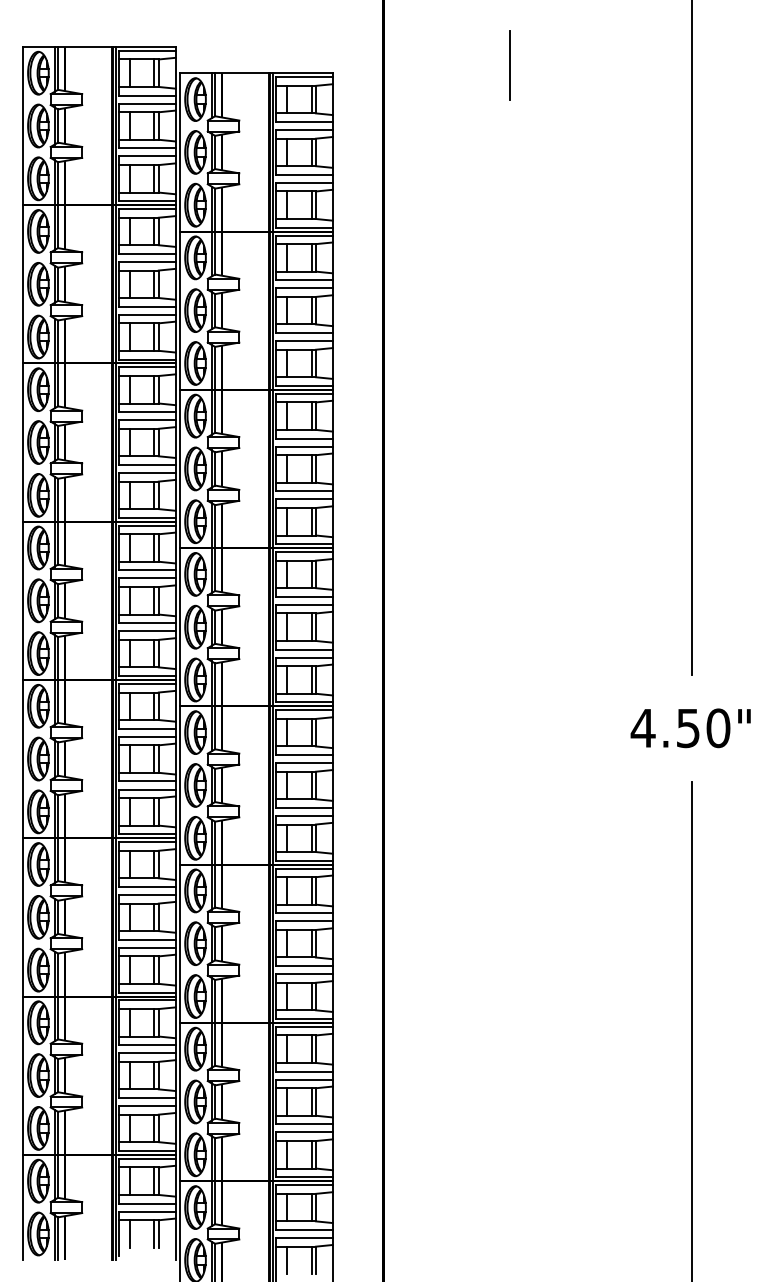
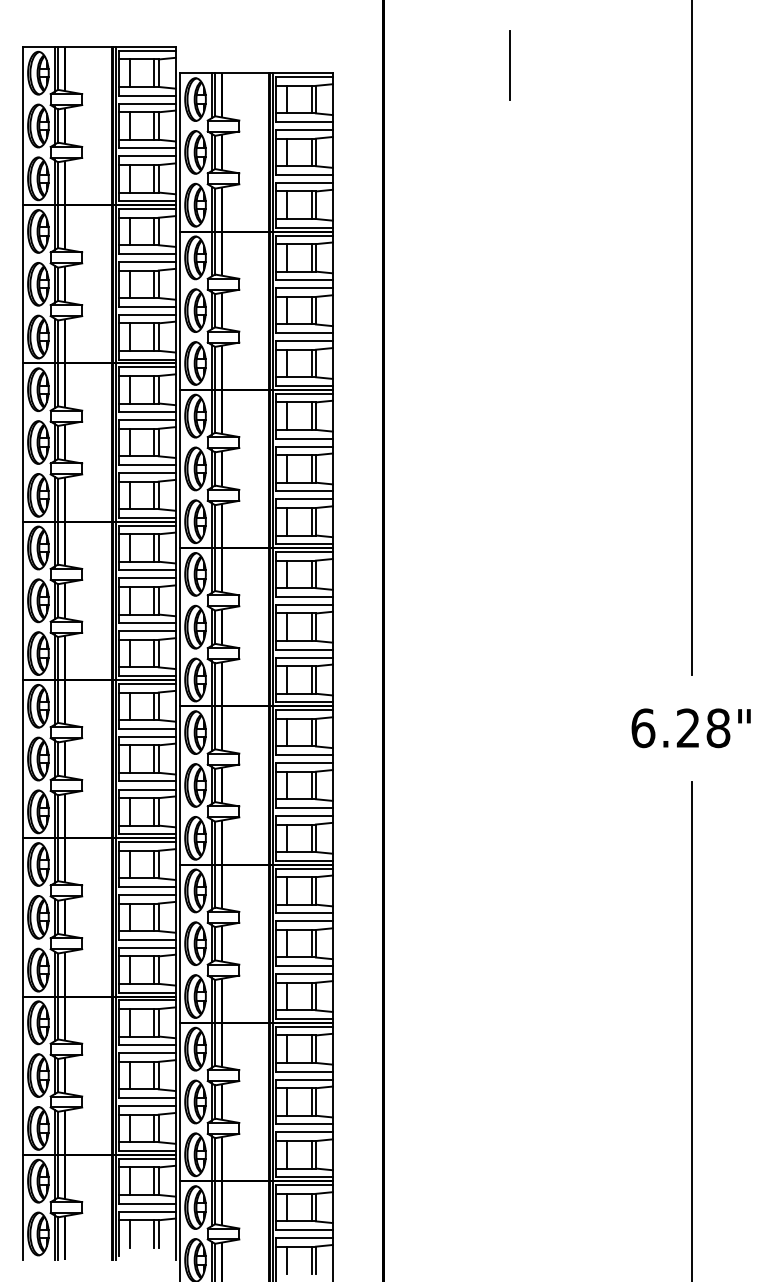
text: 4.50" -> 6.28" (680, 728)
